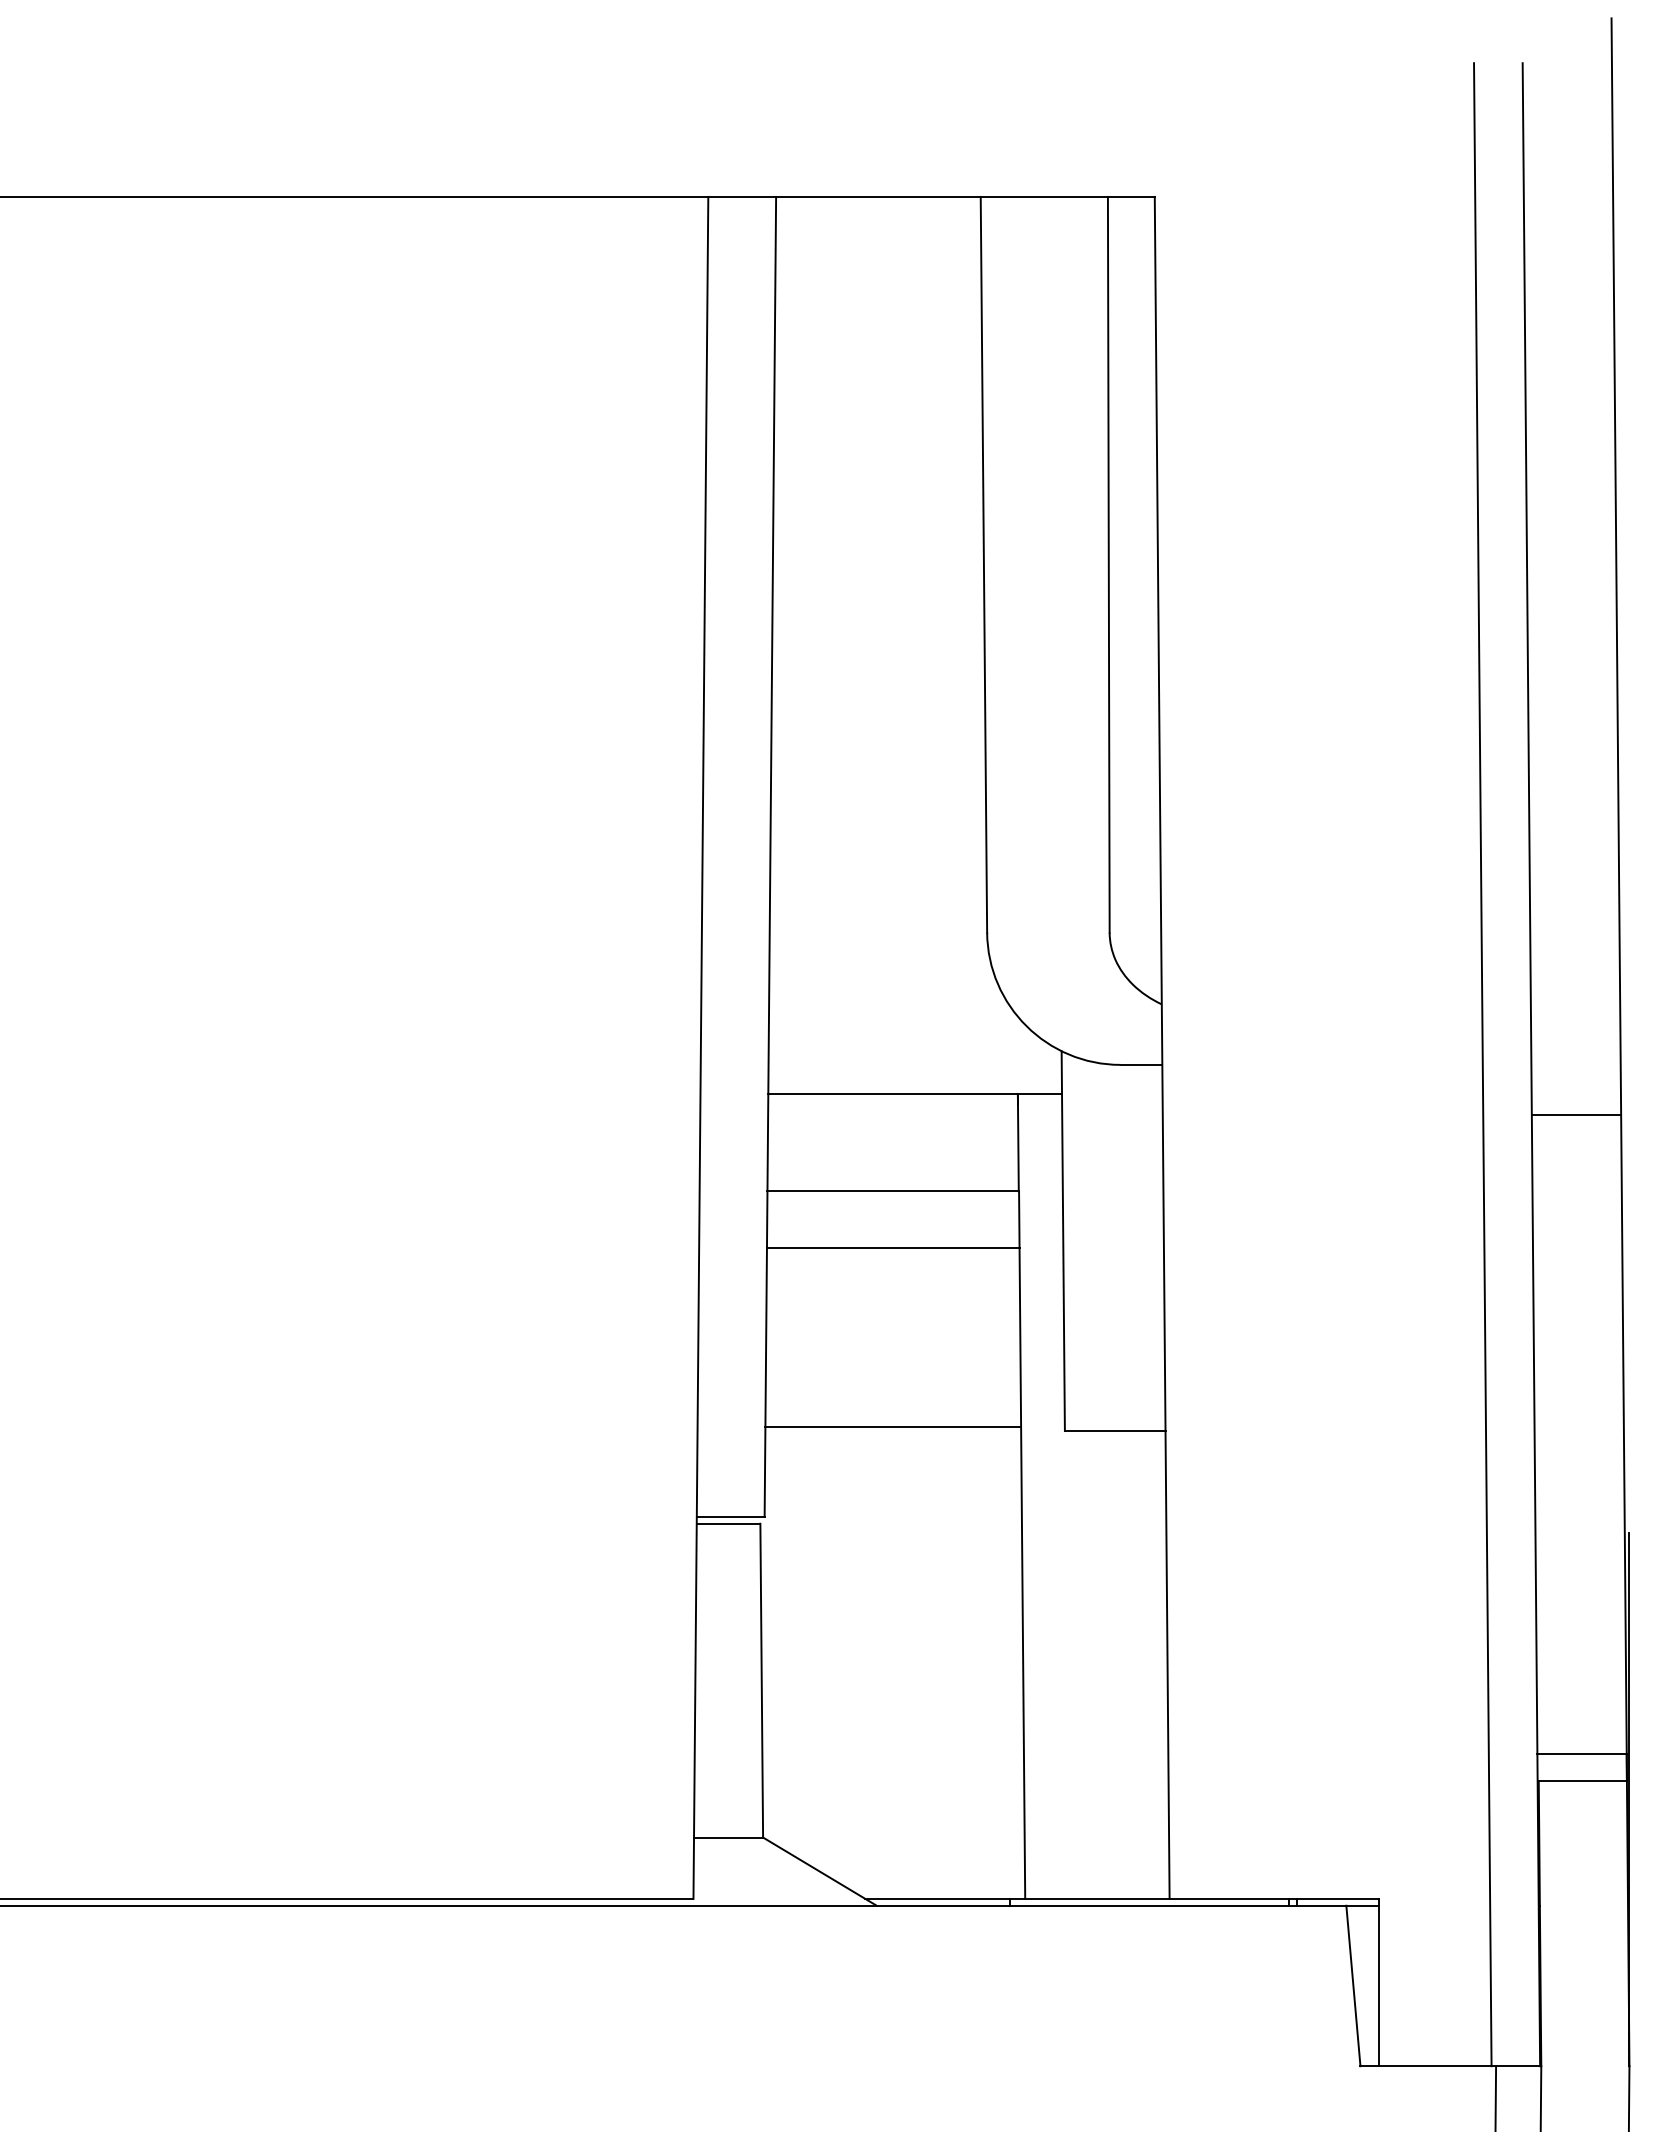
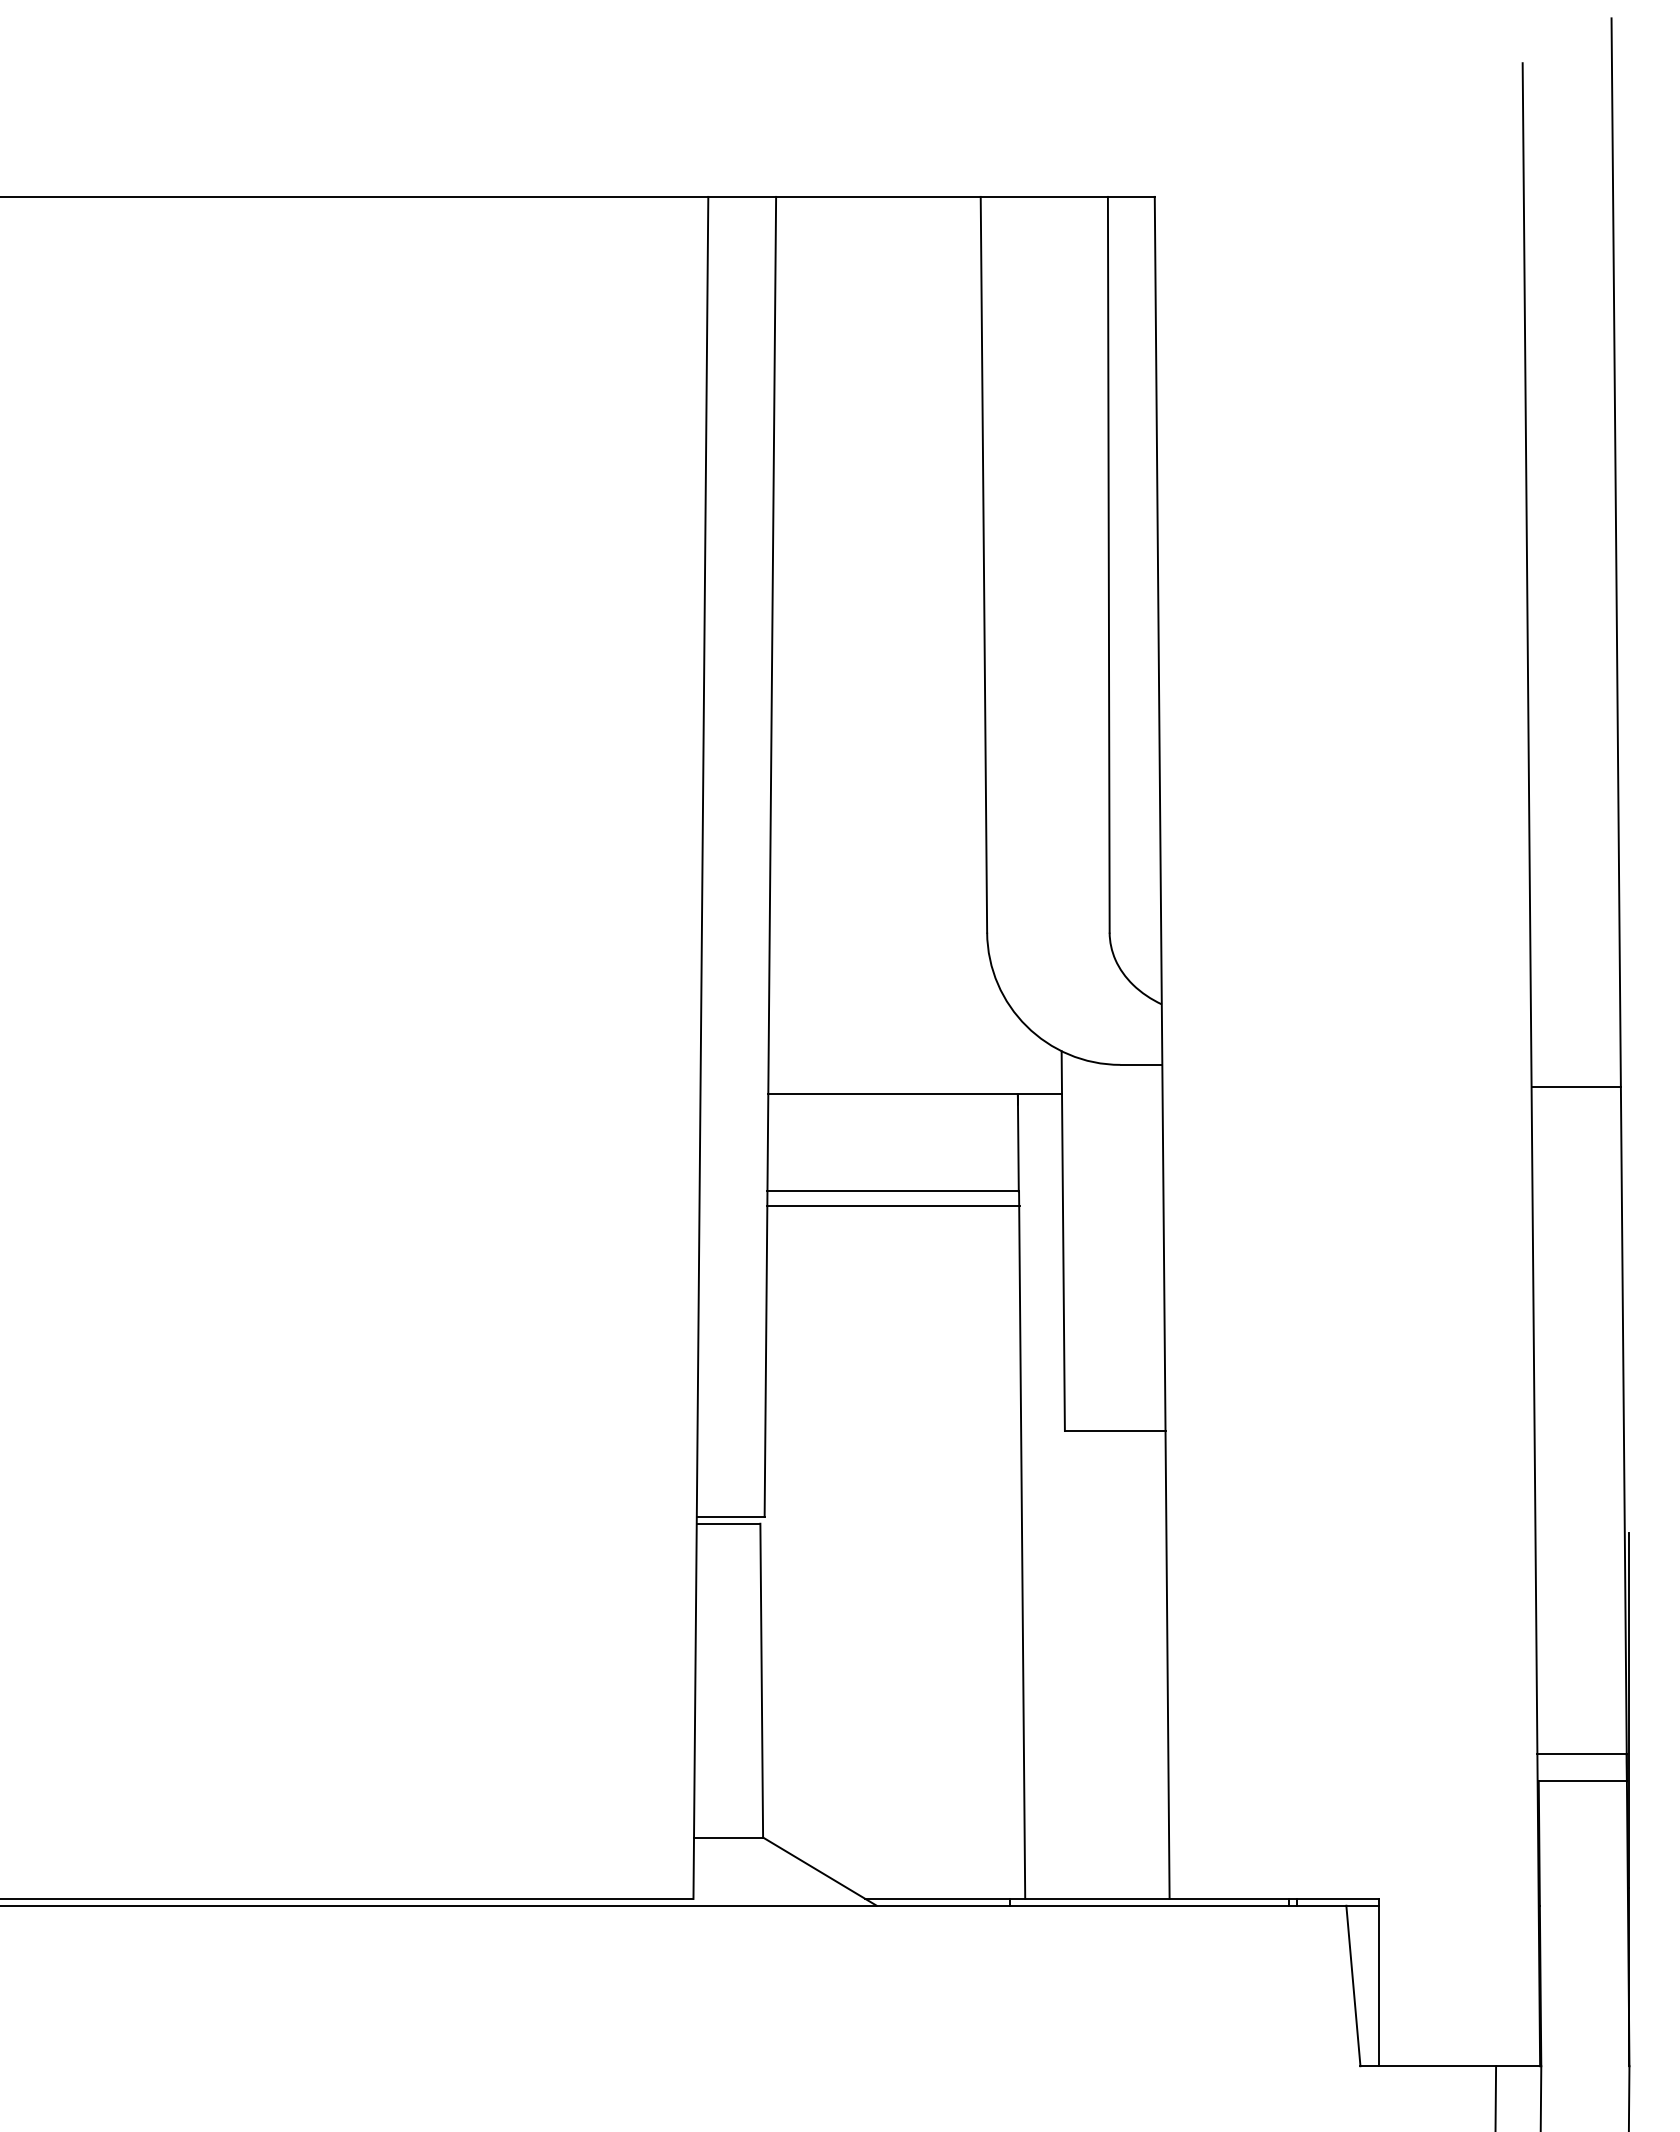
line: present -> none (1482, 1064)
line position: (1576, 1114) -> (1576, 1086) (1576, 1086)
line position: (892, 1247) -> (892, 1205) (892, 1205)
line: present -> none (893, 1426)
